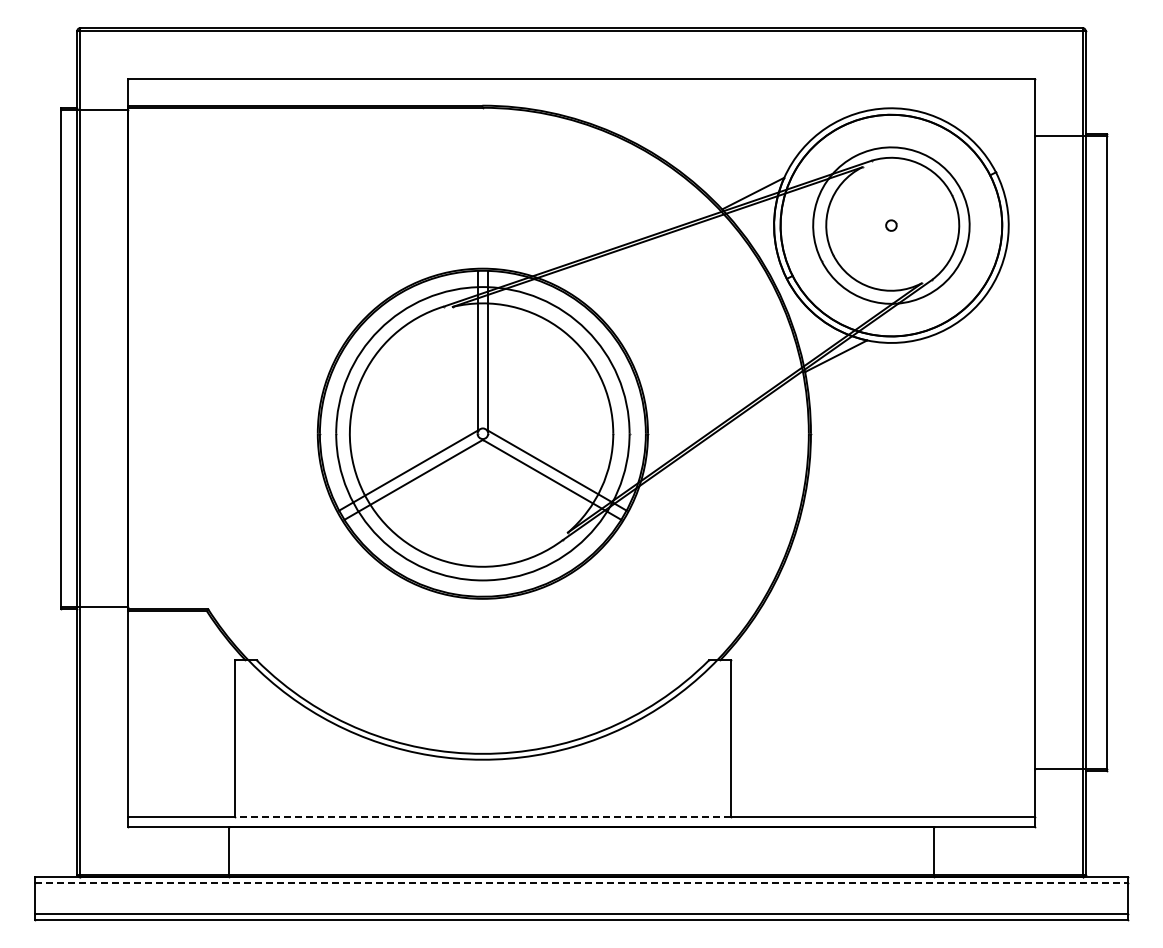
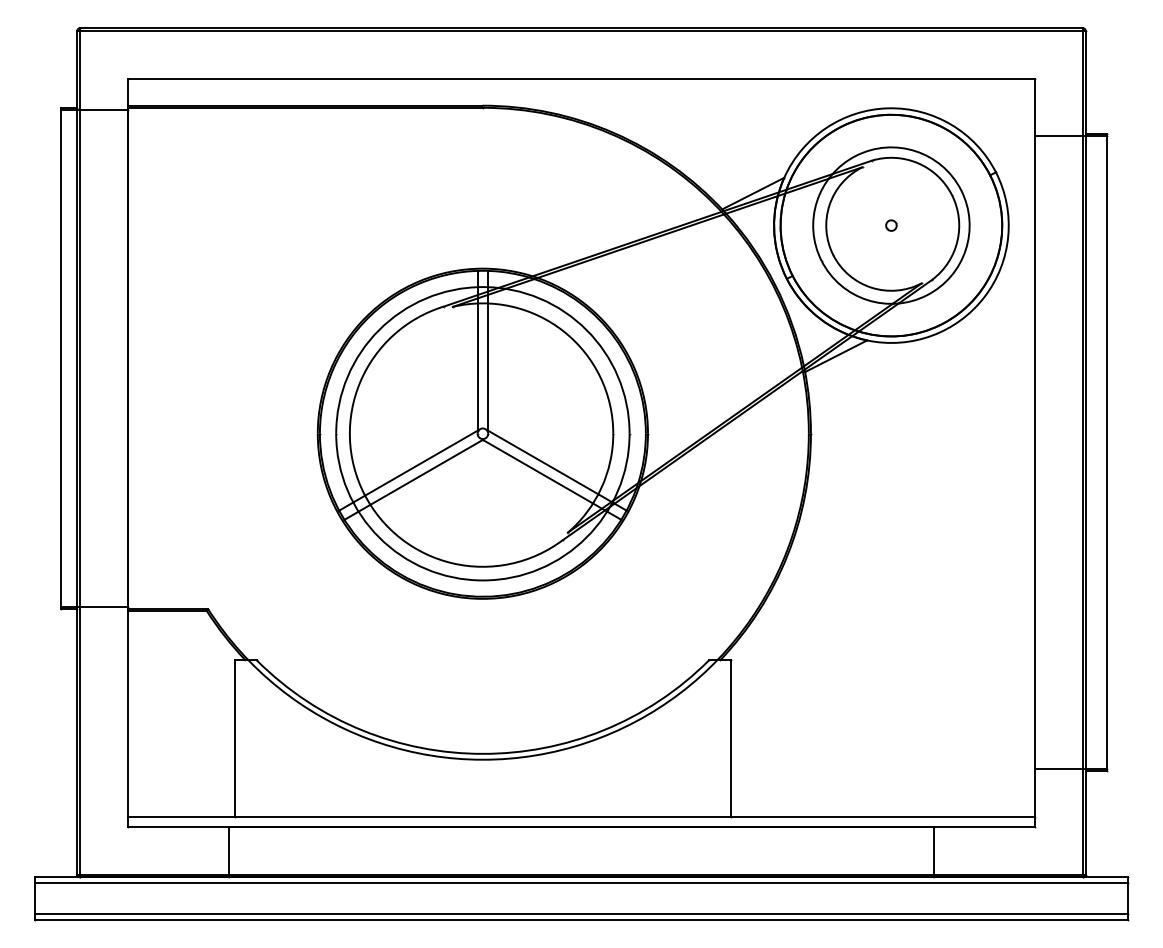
line: dashed -> solid (482, 816)
line: dashed -> solid (581, 882)
